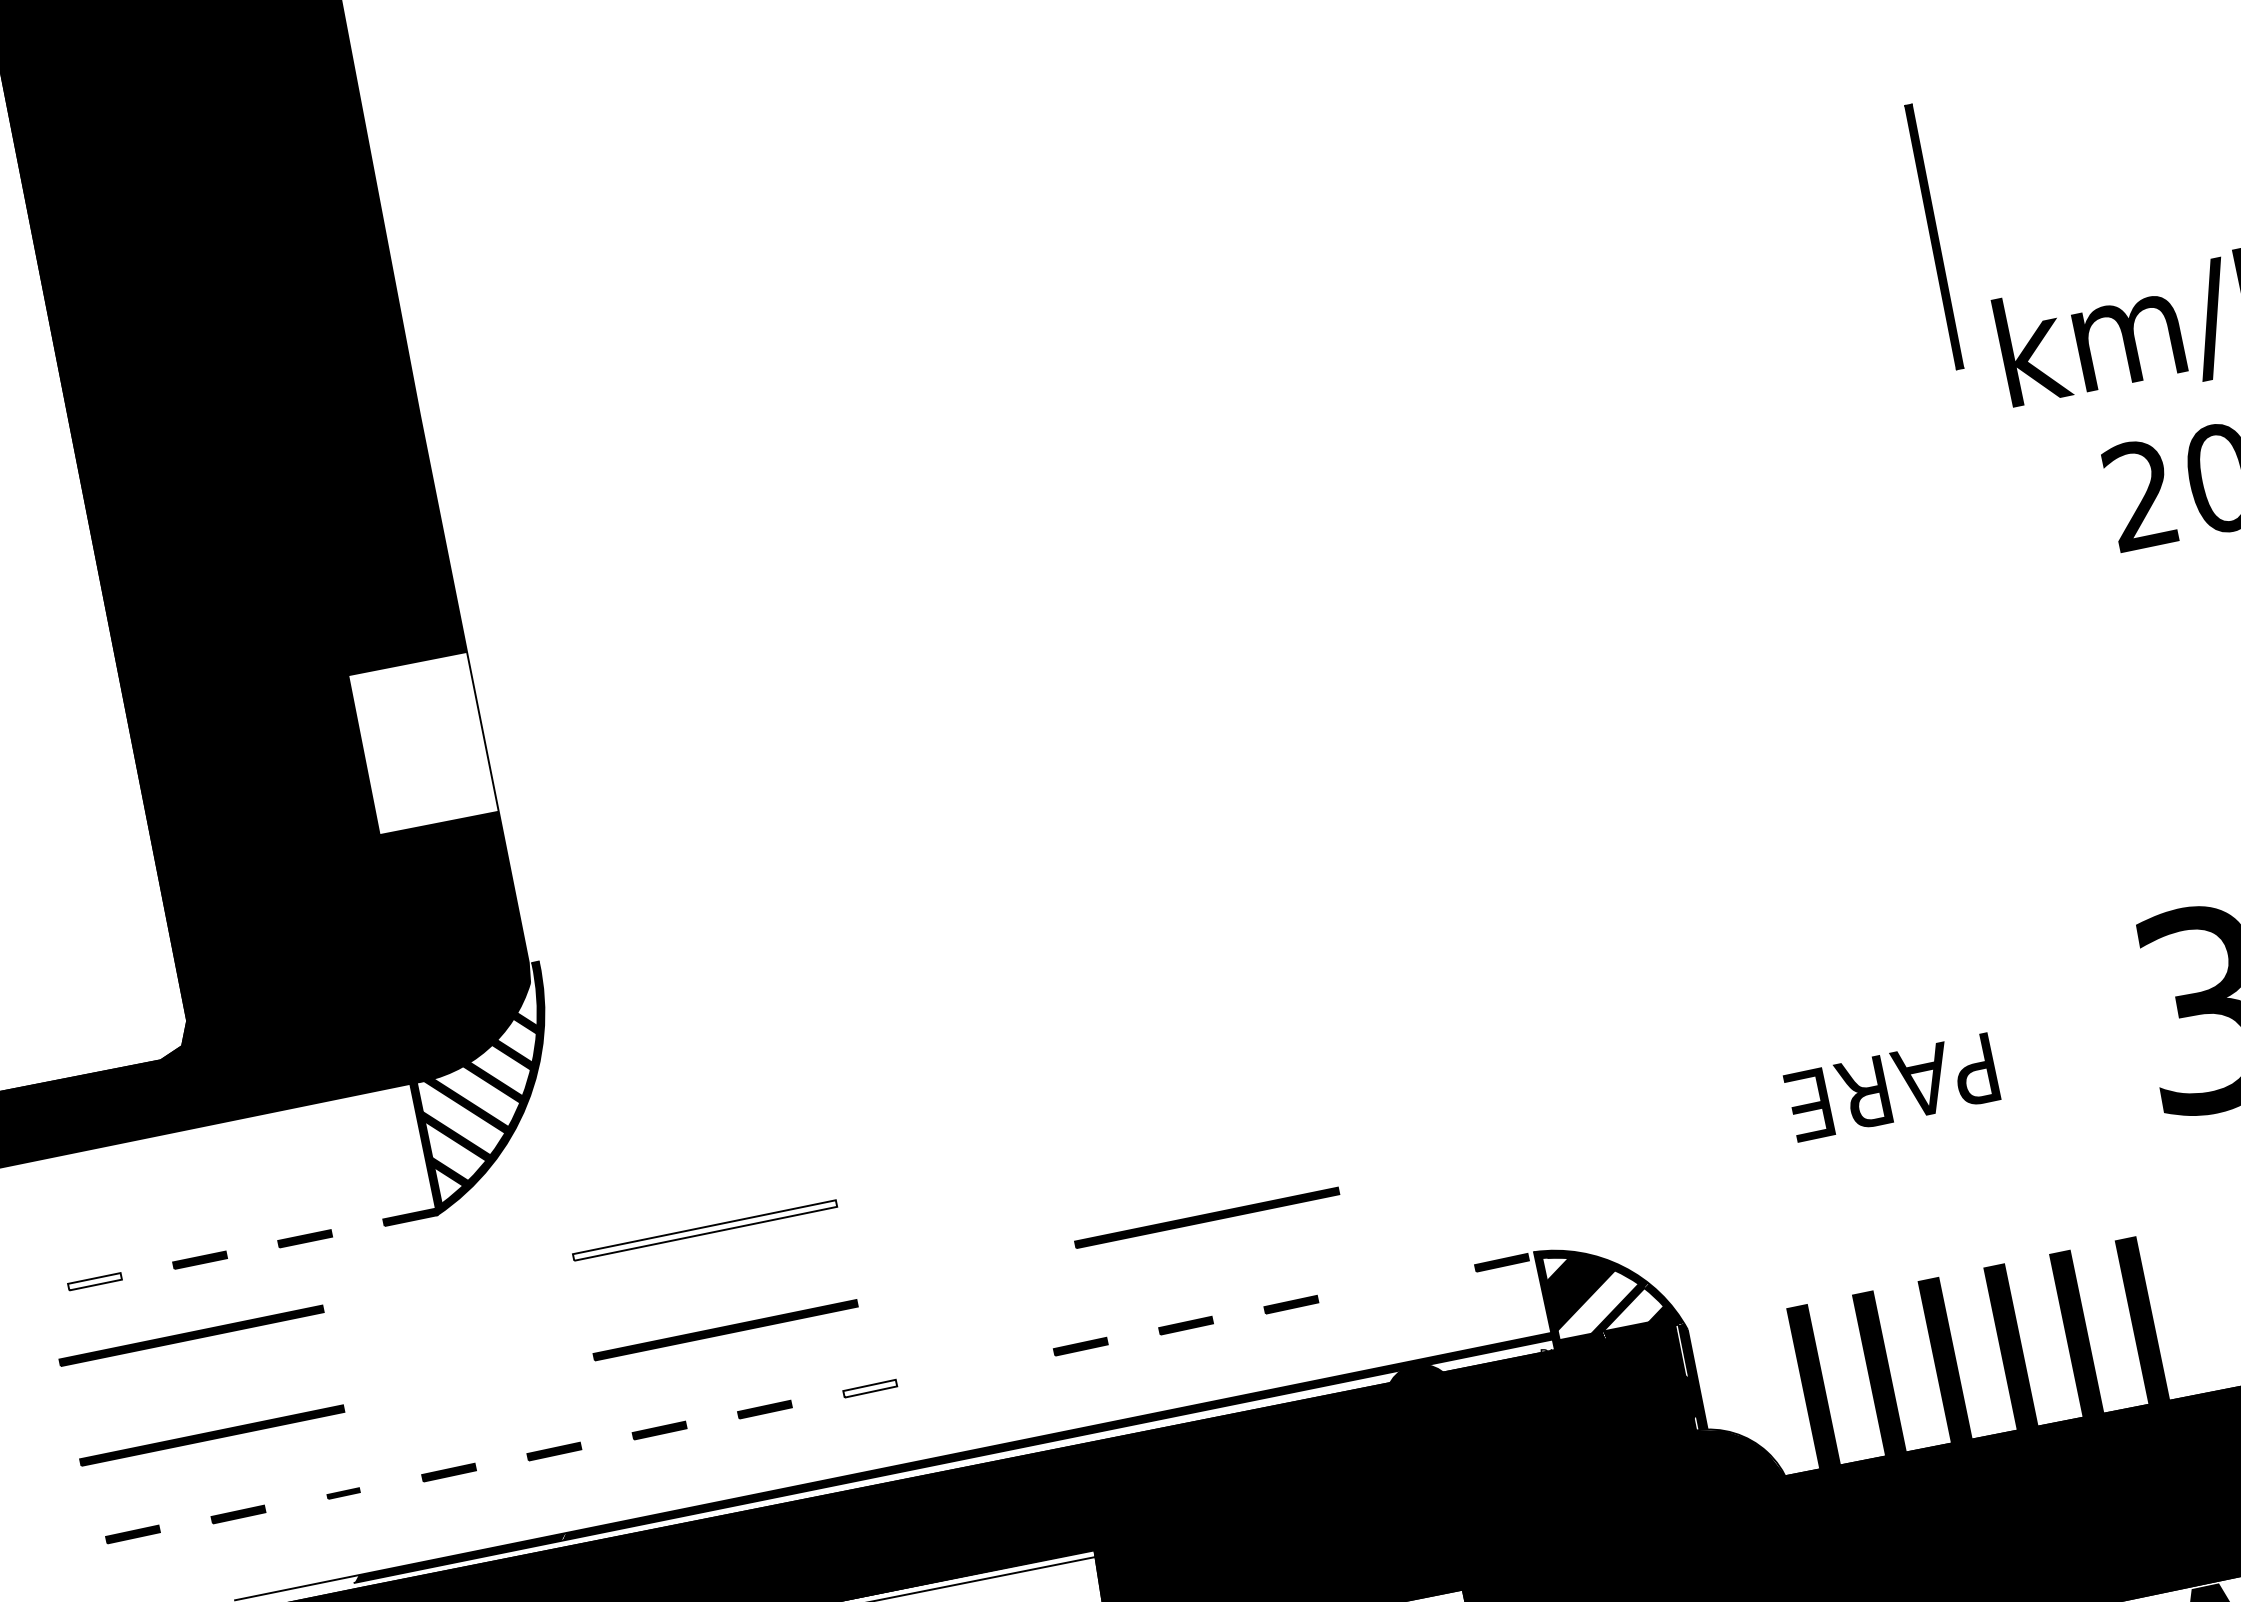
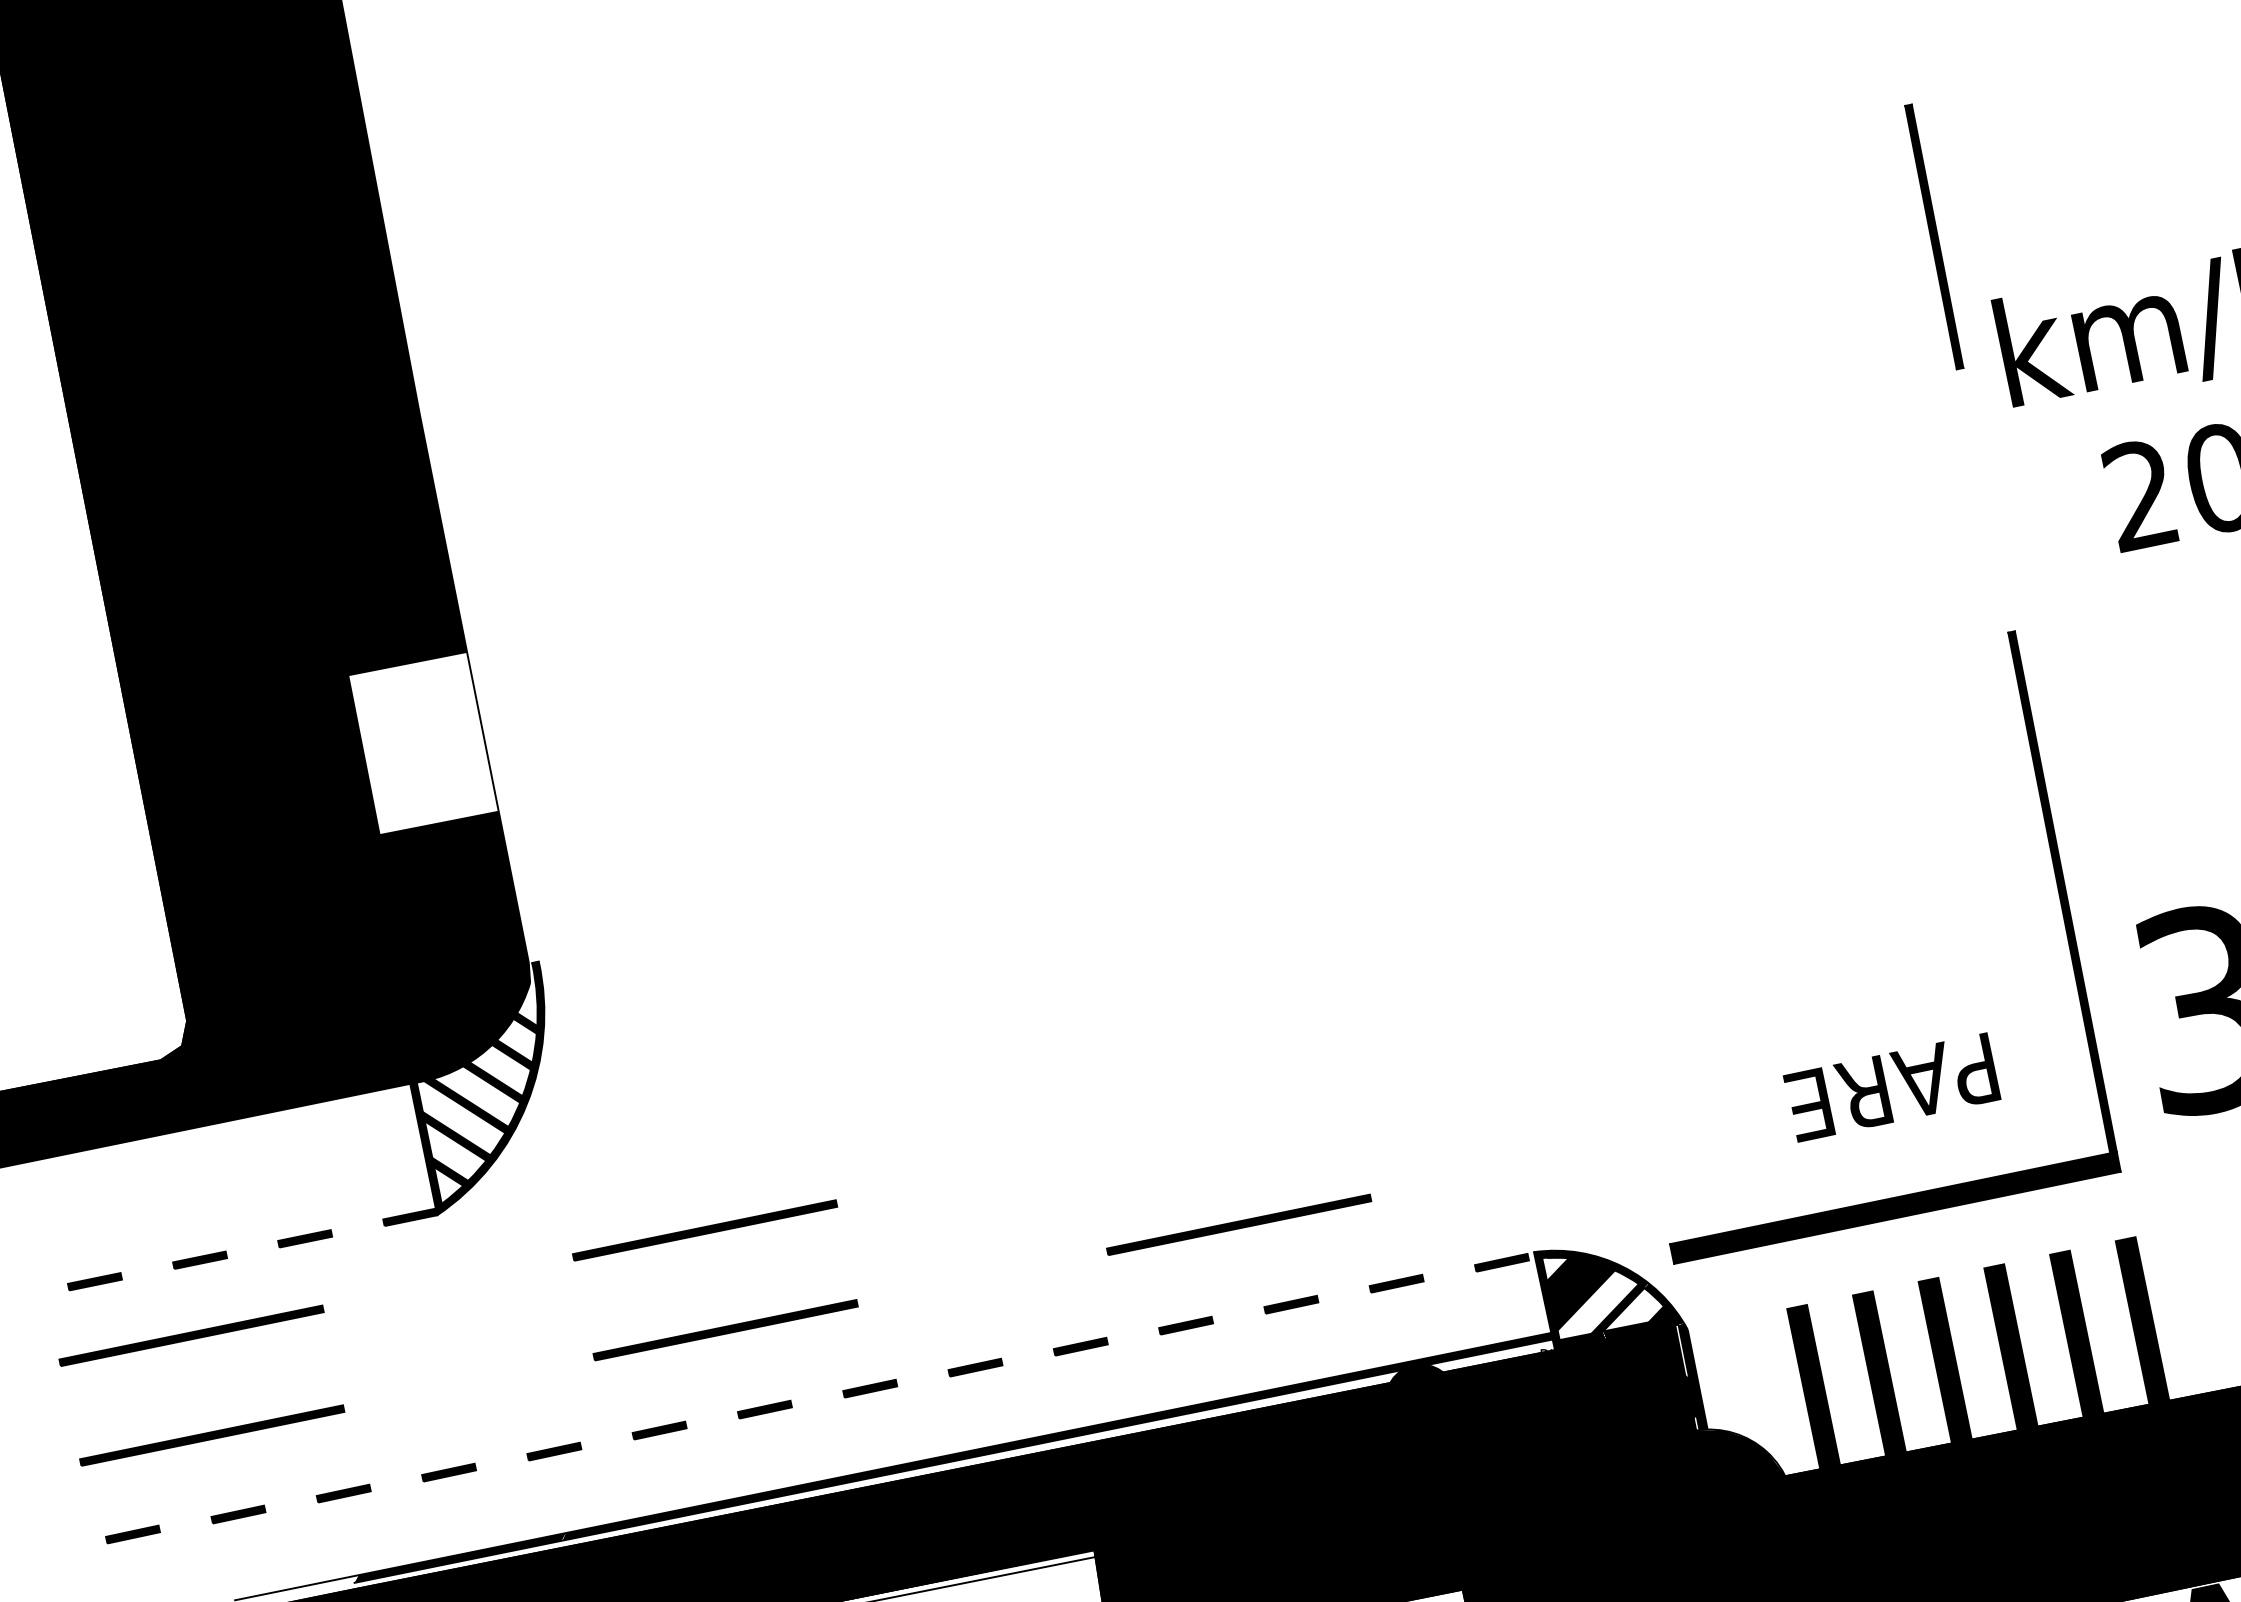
part: none -> present (2063, 921)
part position: (1207, 1217) -> (1239, 1224) (1239, 1224)
fill: none -> present (704, 1230)
fill: none -> present (94, 1281)
part: none -> present (1396, 1283)
part: none -> present (975, 1367)
fill: none -> present (870, 1388)
part size: 35x13 px -> 57x21 px (343, 1493)
